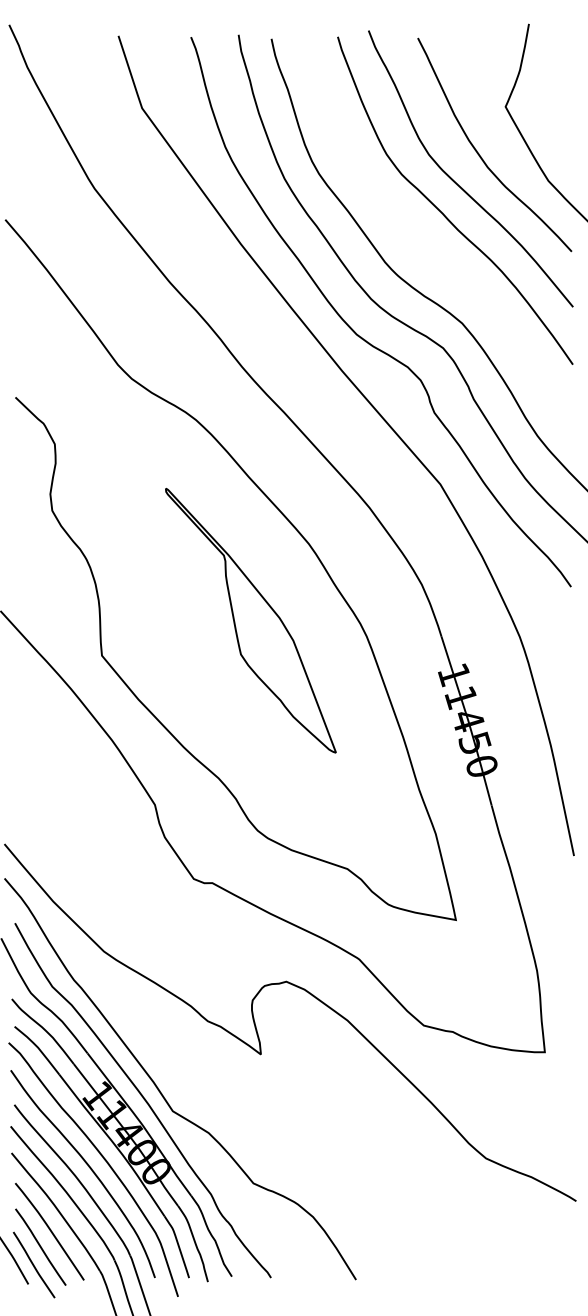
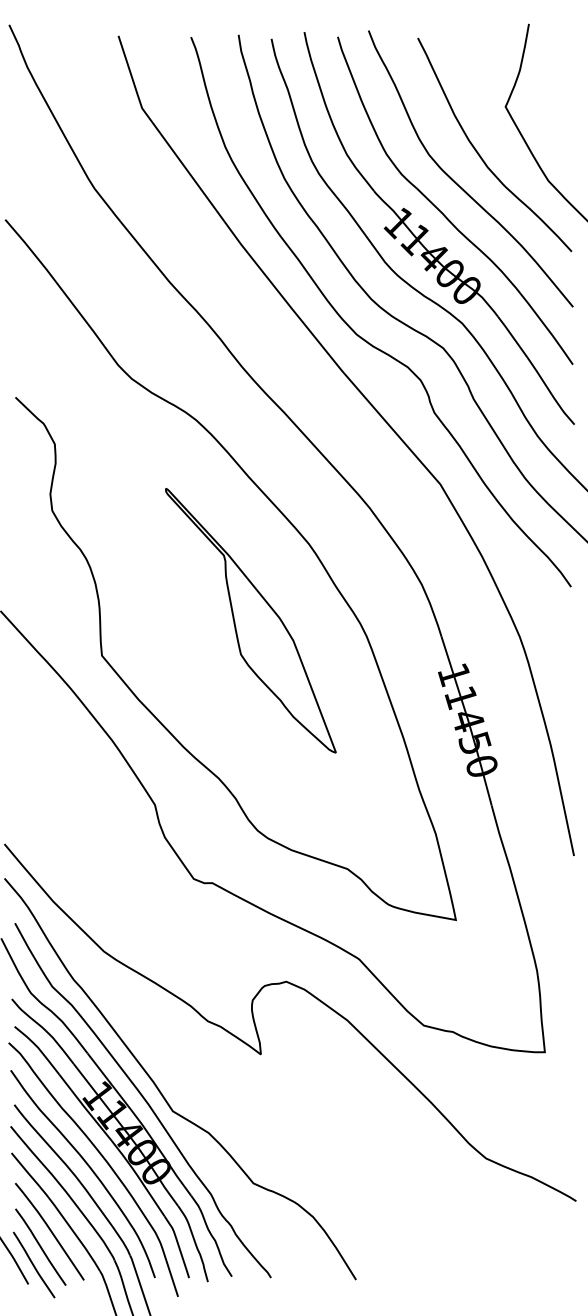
part: none -> present (428, 230)
